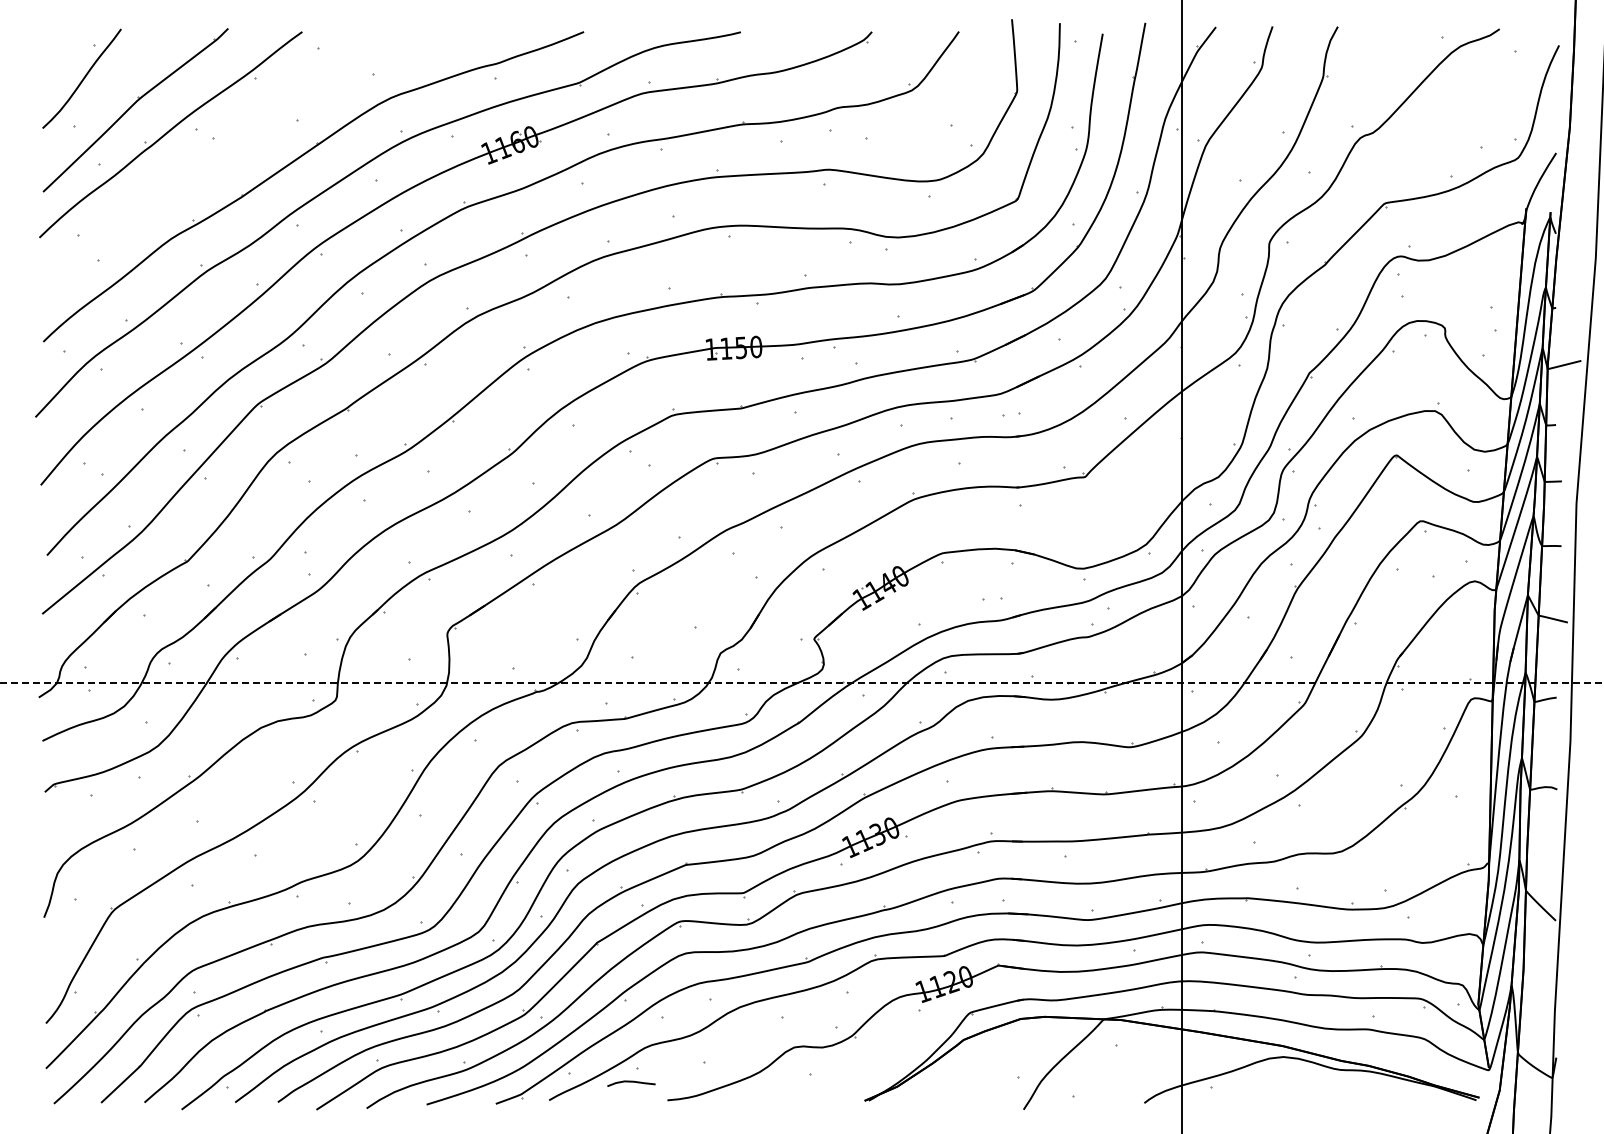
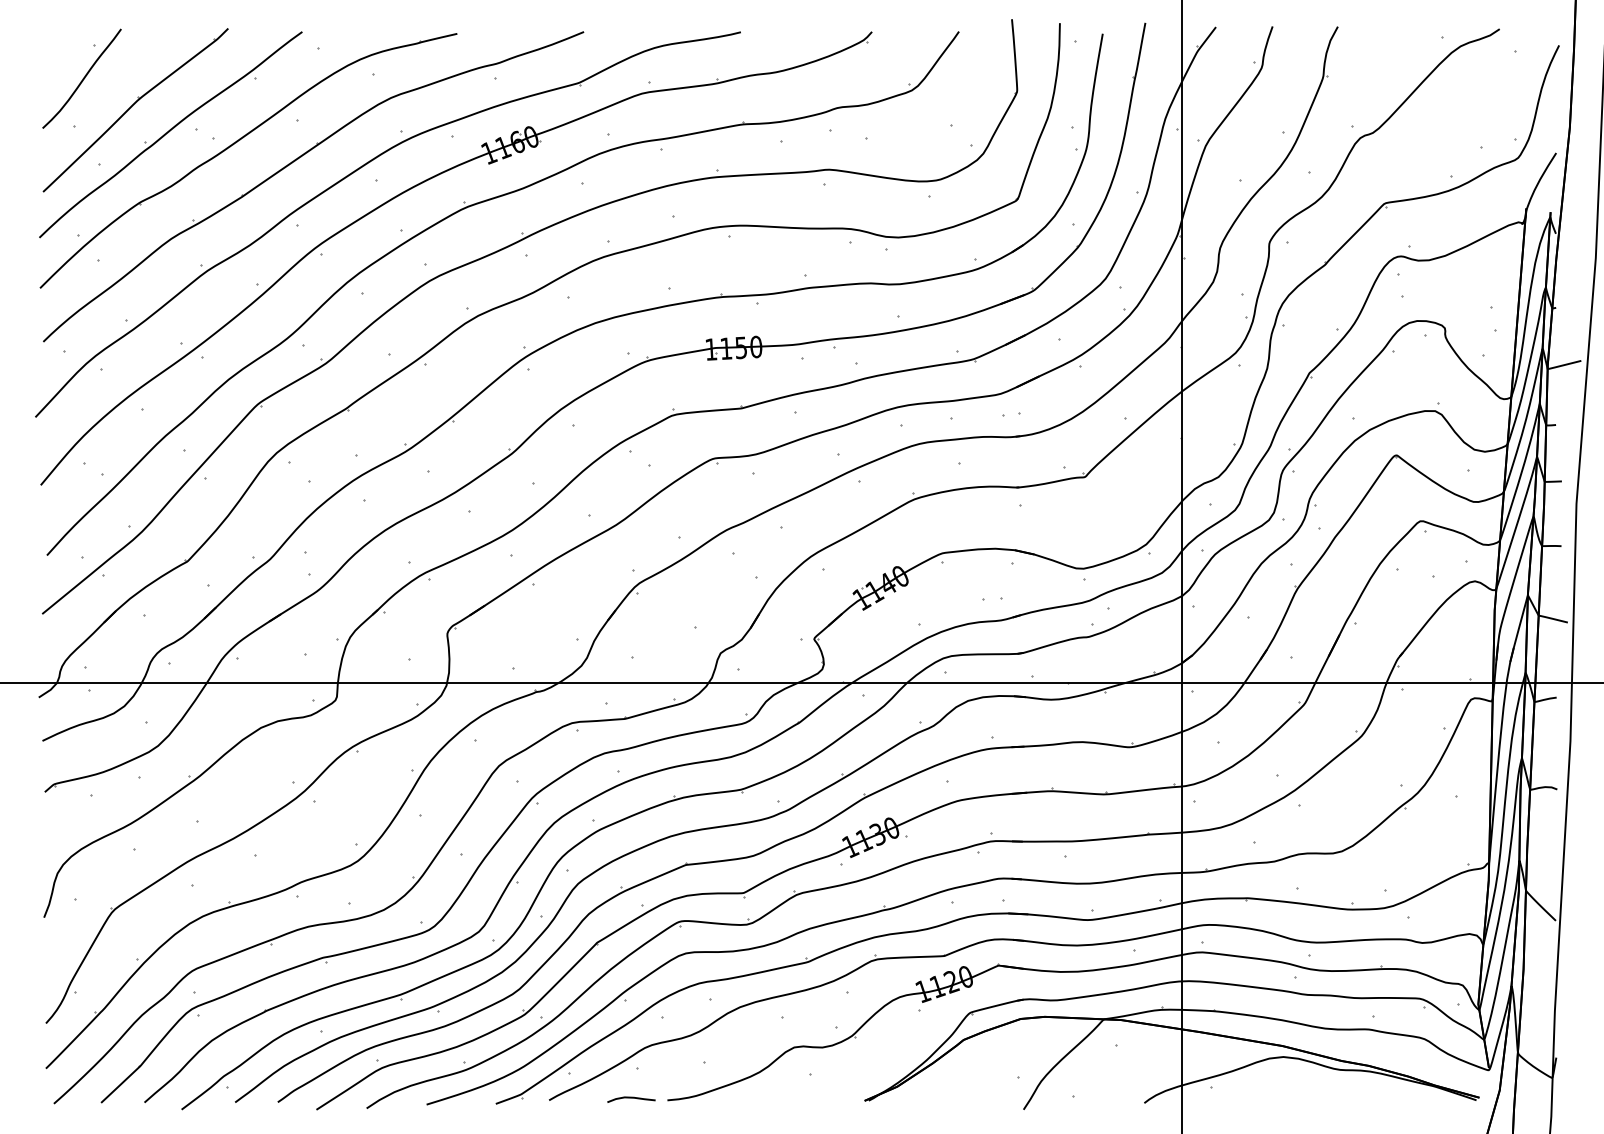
part: none -> present (236, 143)
line: dashed -> solid (802, 682)
curve position: (631, 1082) -> (631, 1098) (631, 1098)
